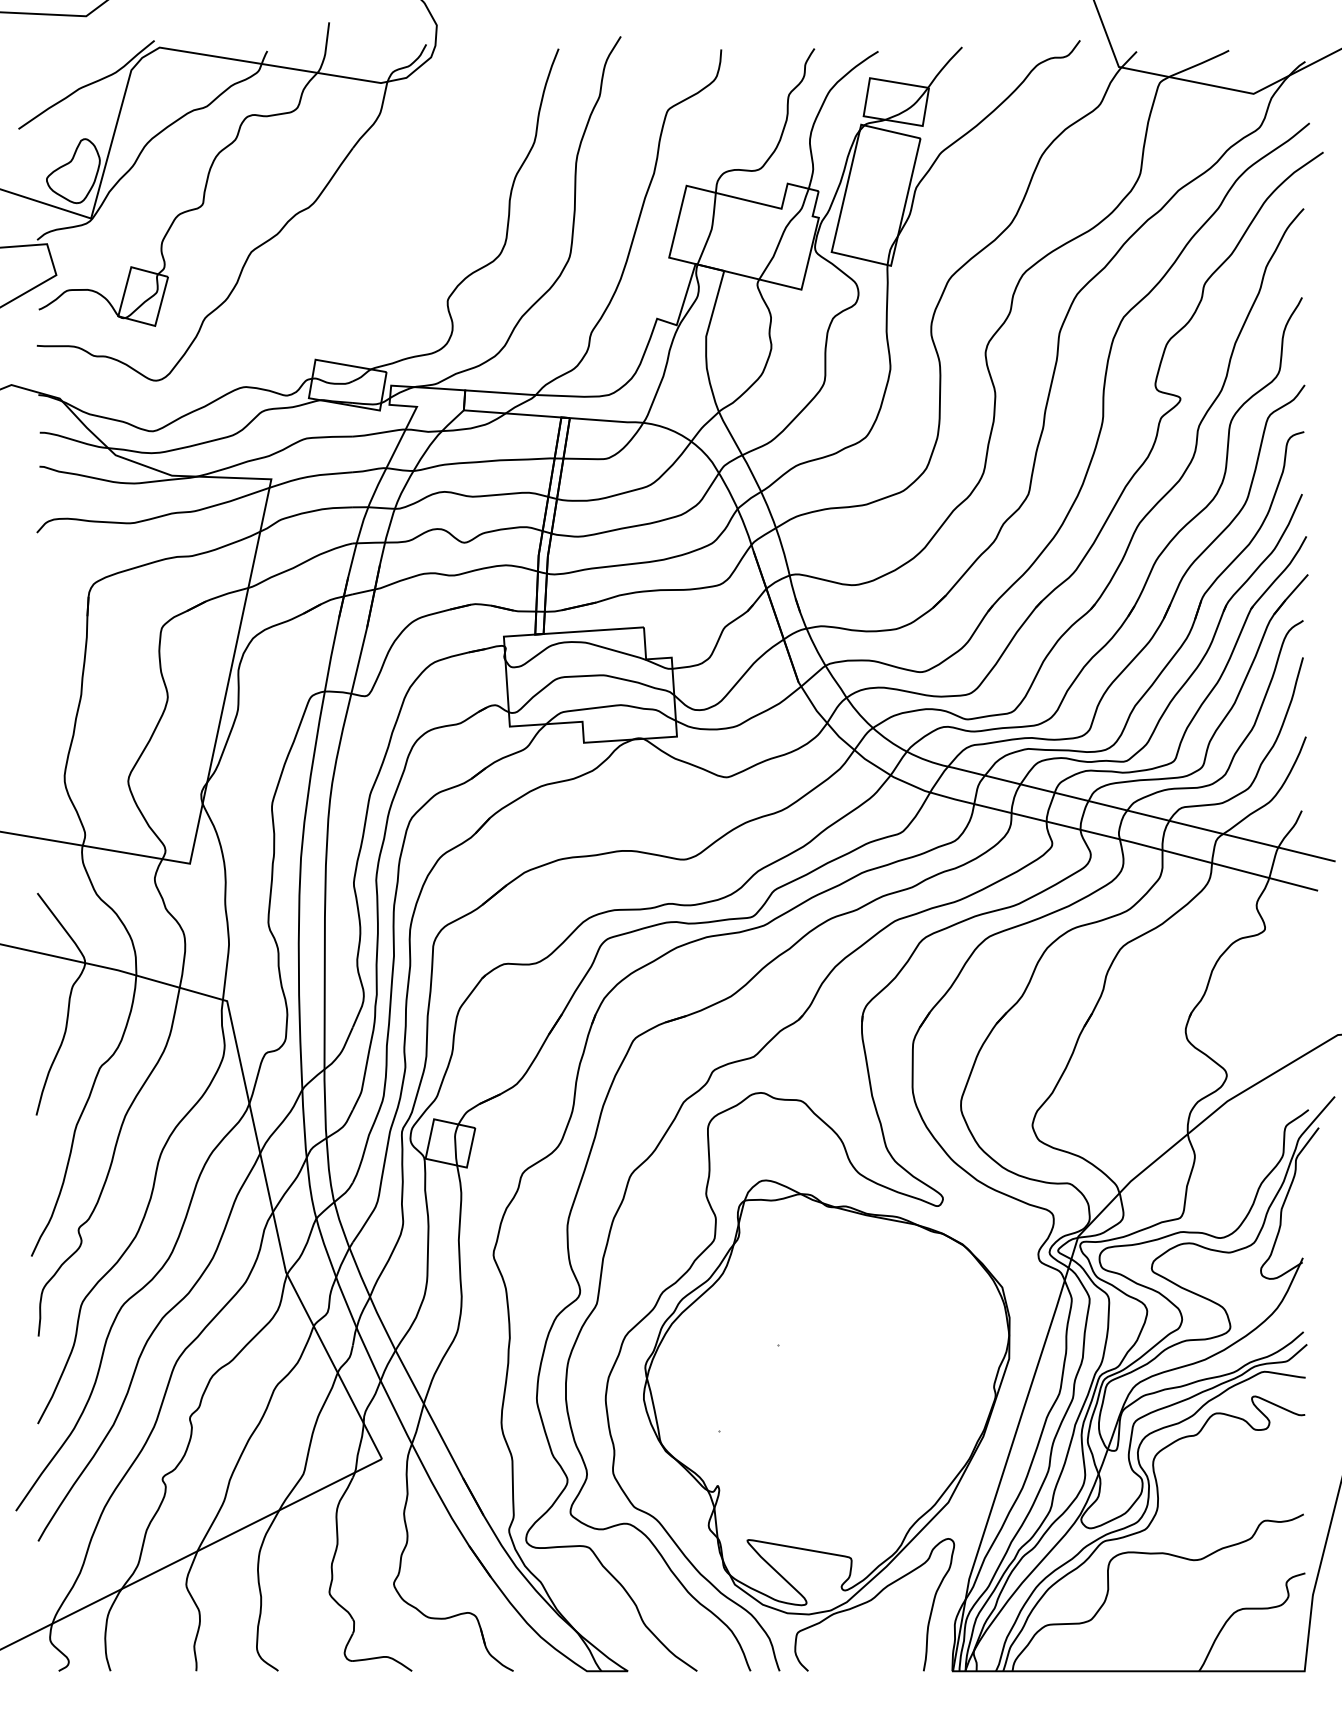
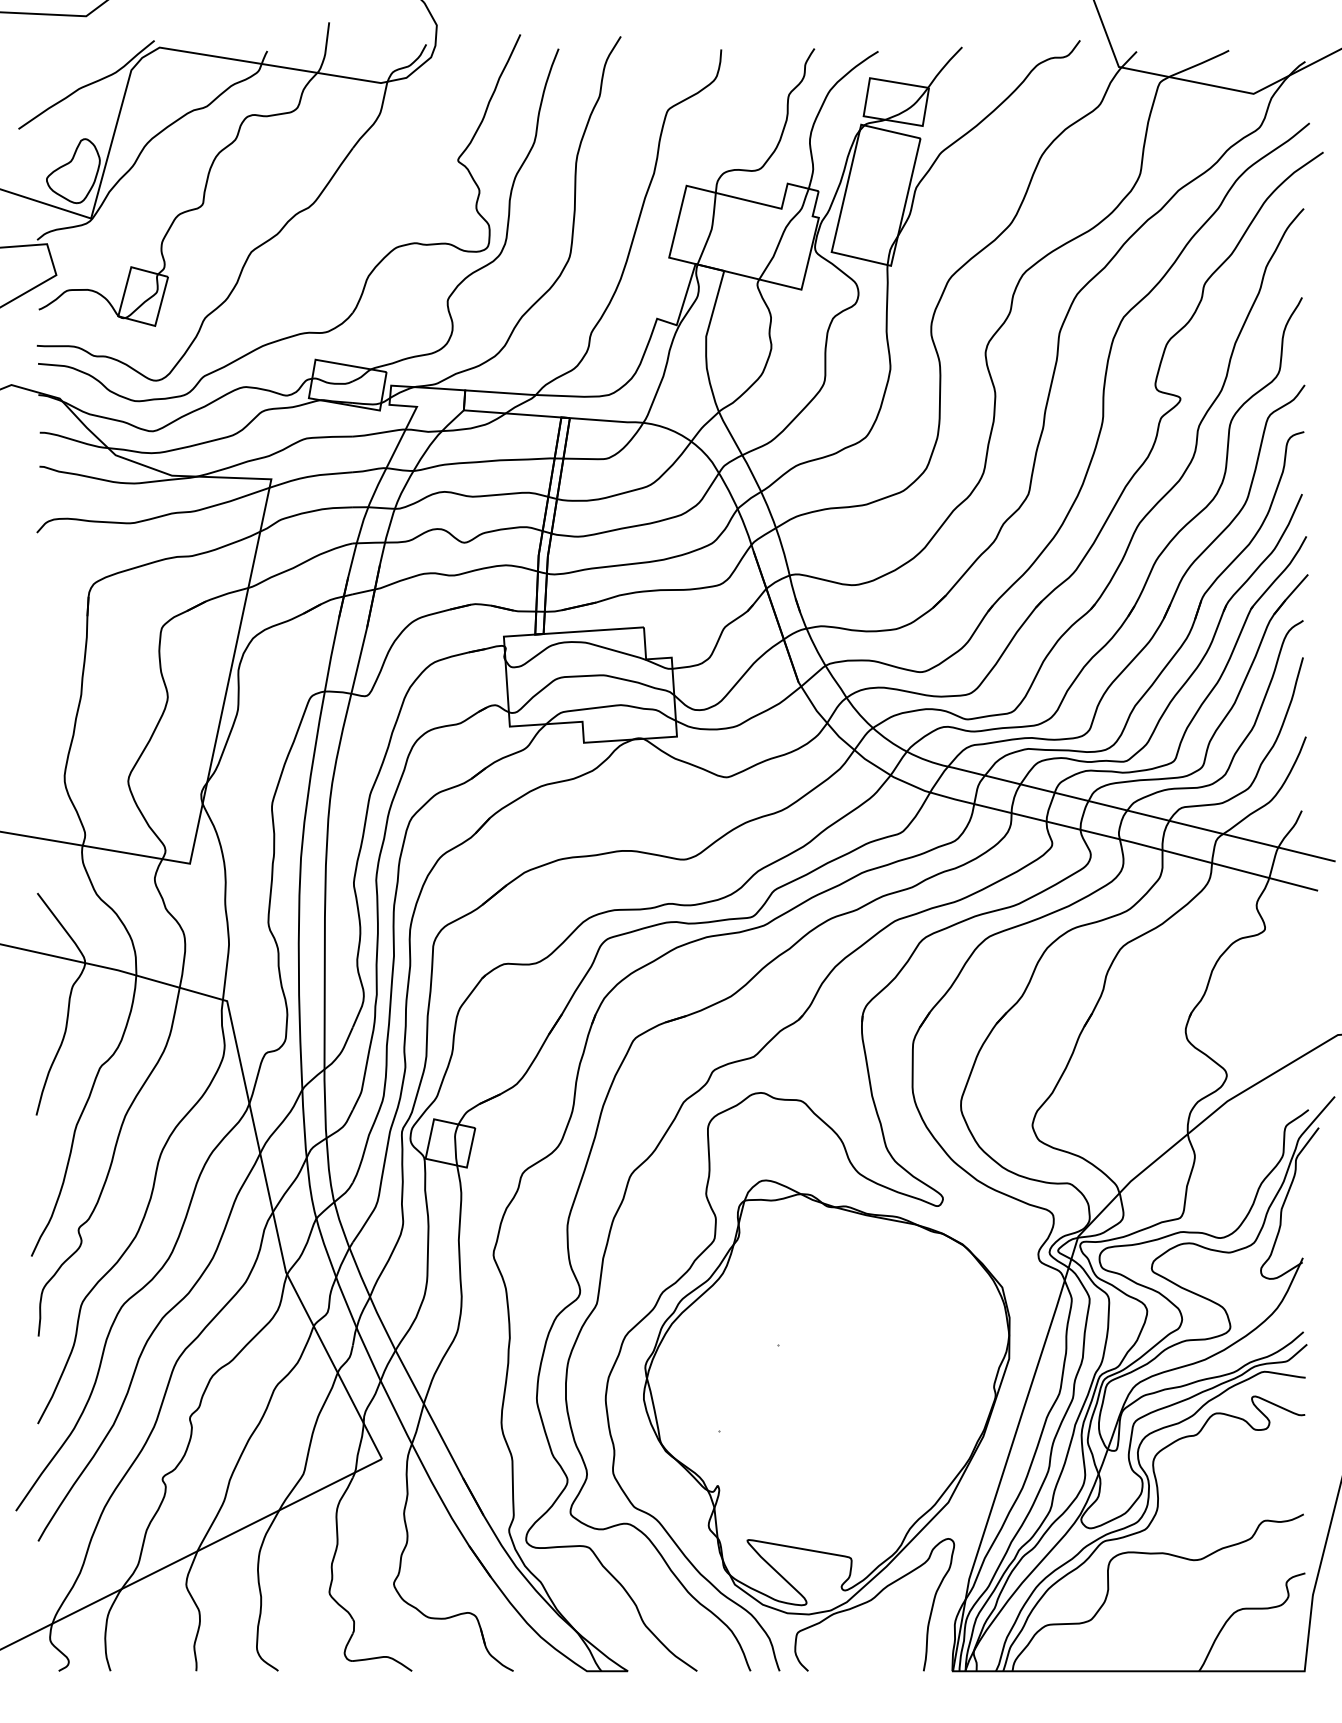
part: none -> present (368, 274)
